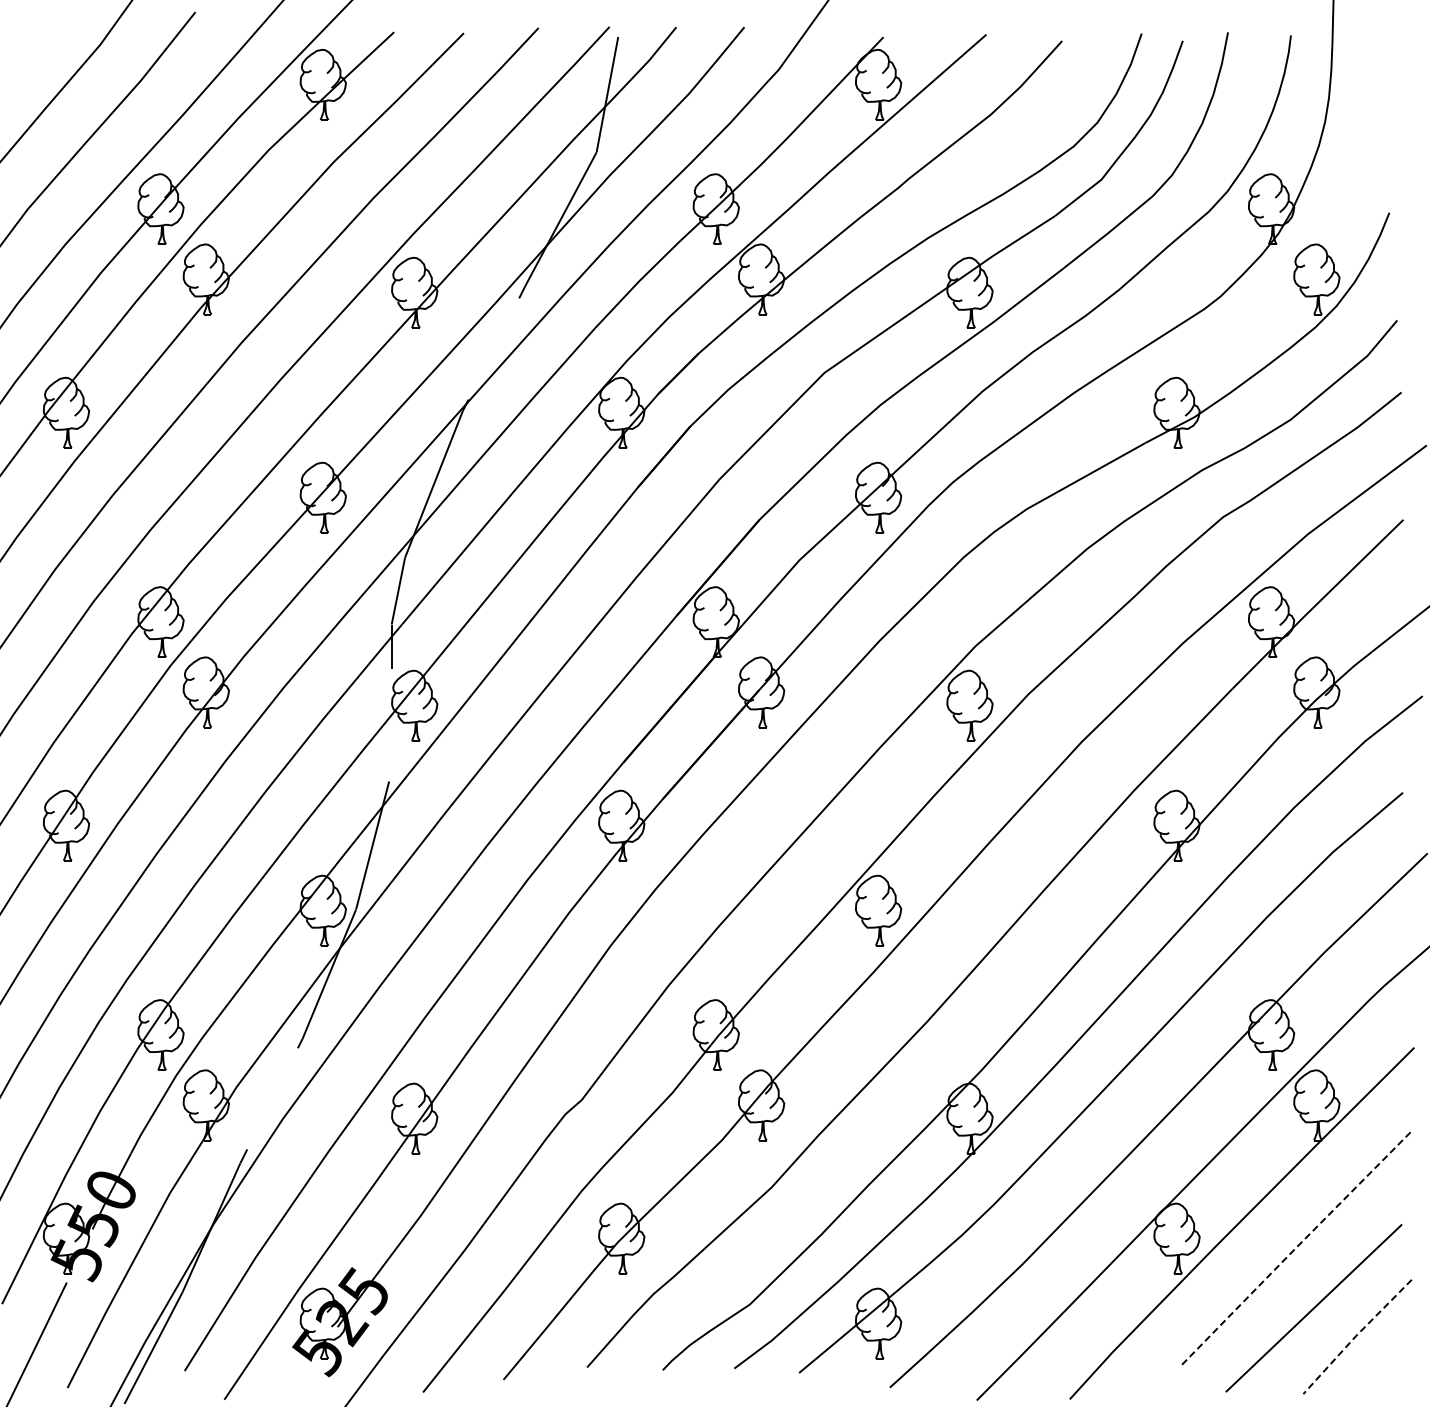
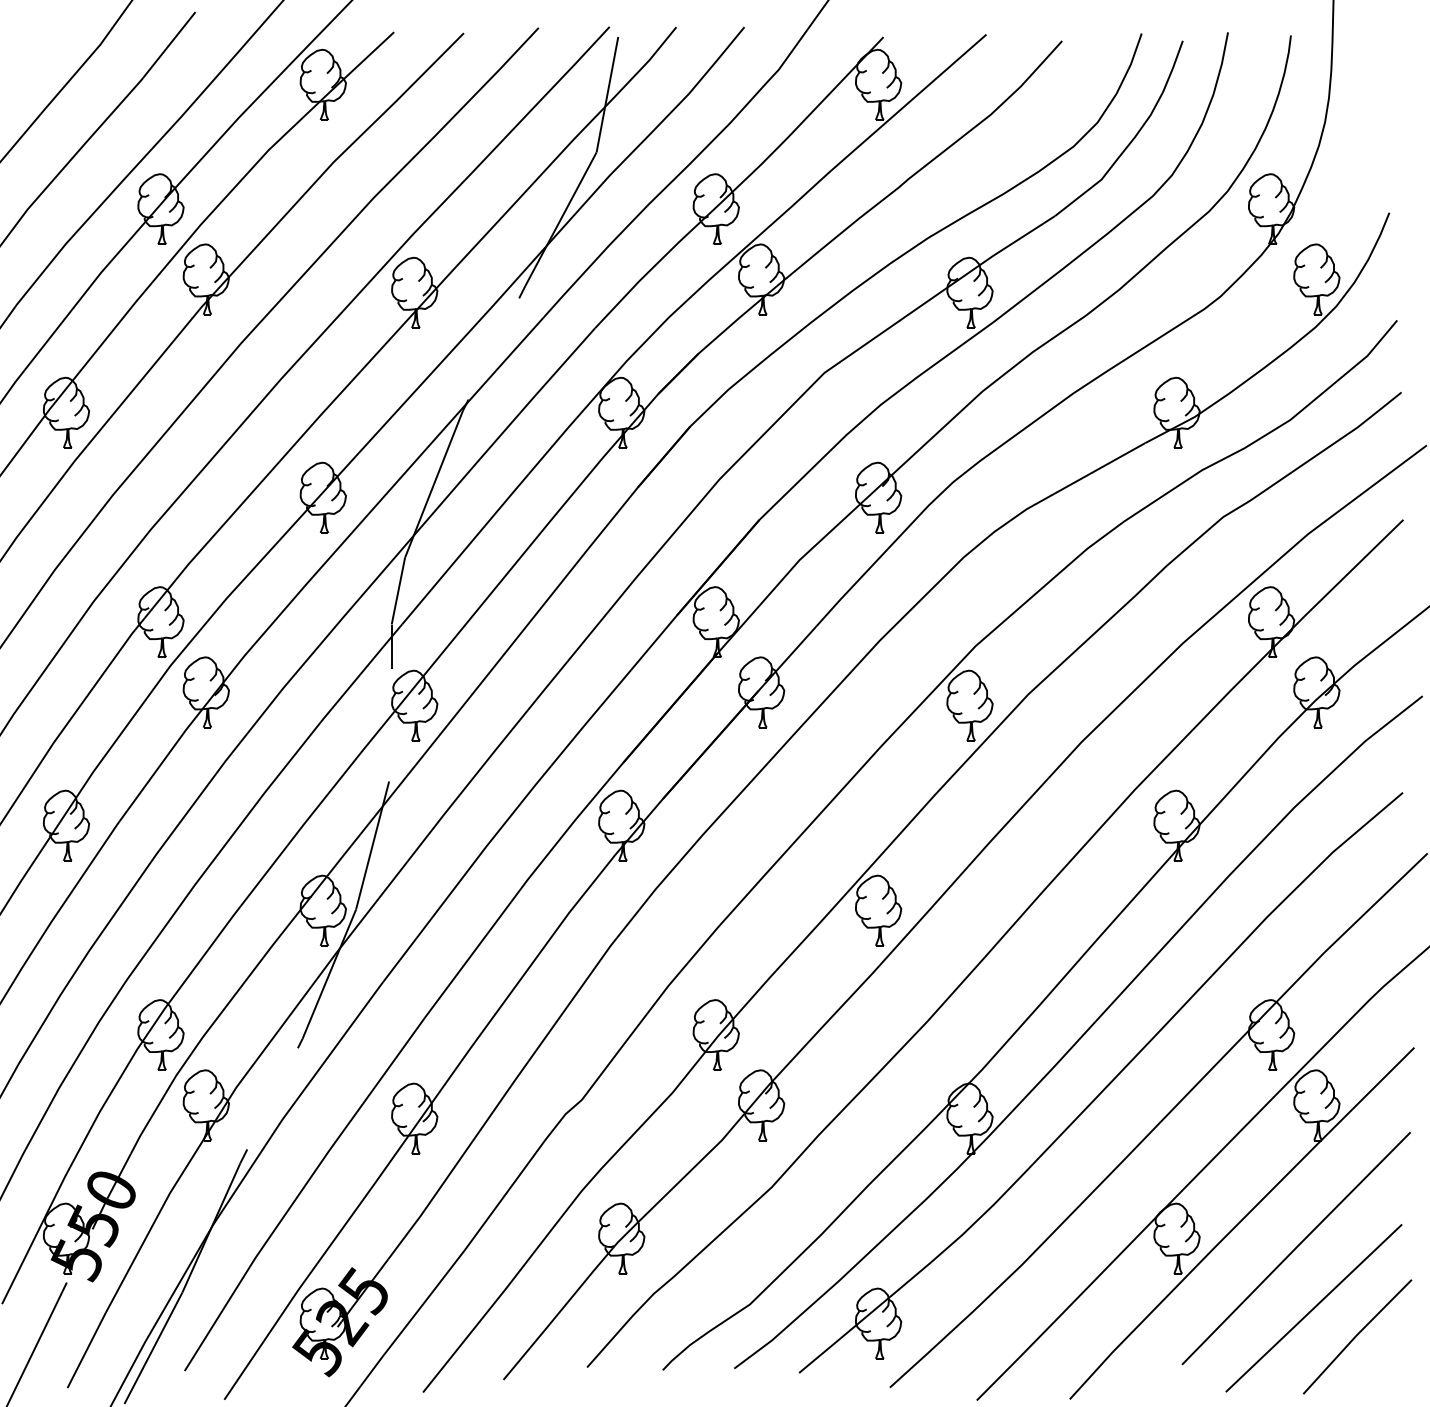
line: dashed -> solid (1295, 1248)
line: dashed -> solid (1356, 1335)
